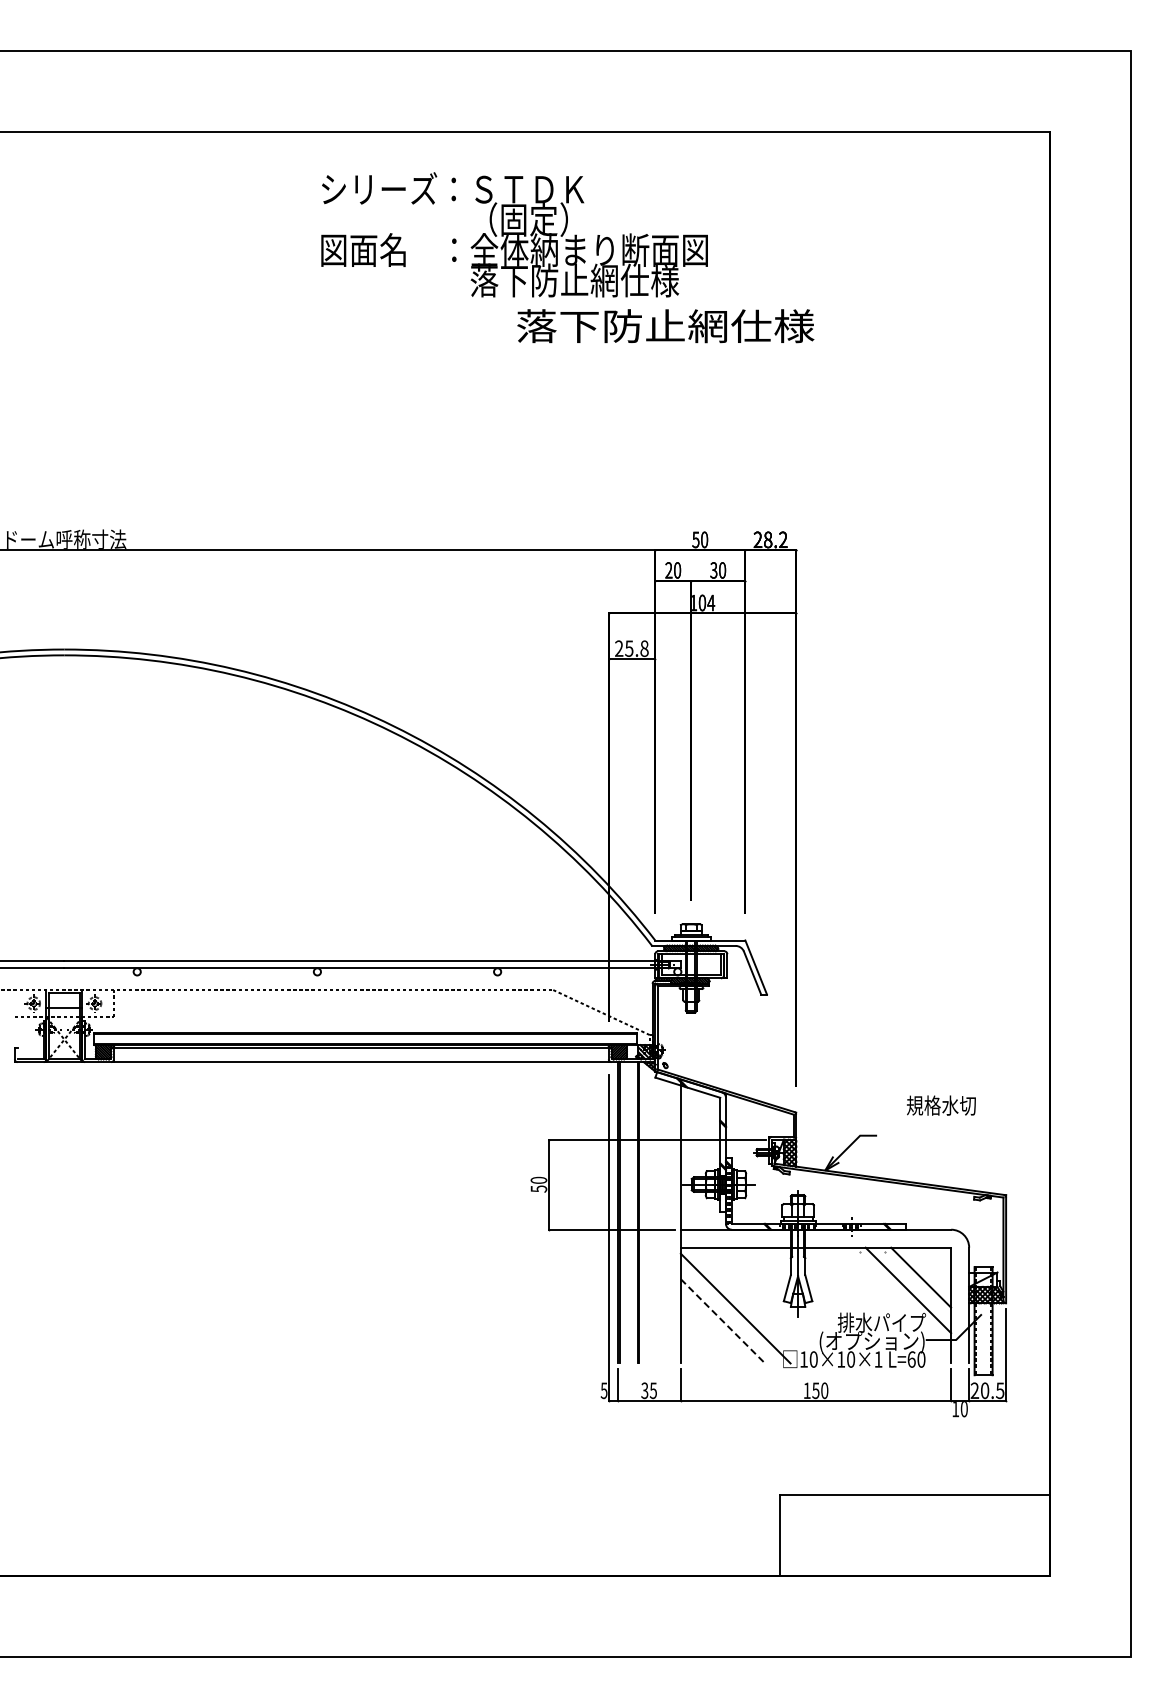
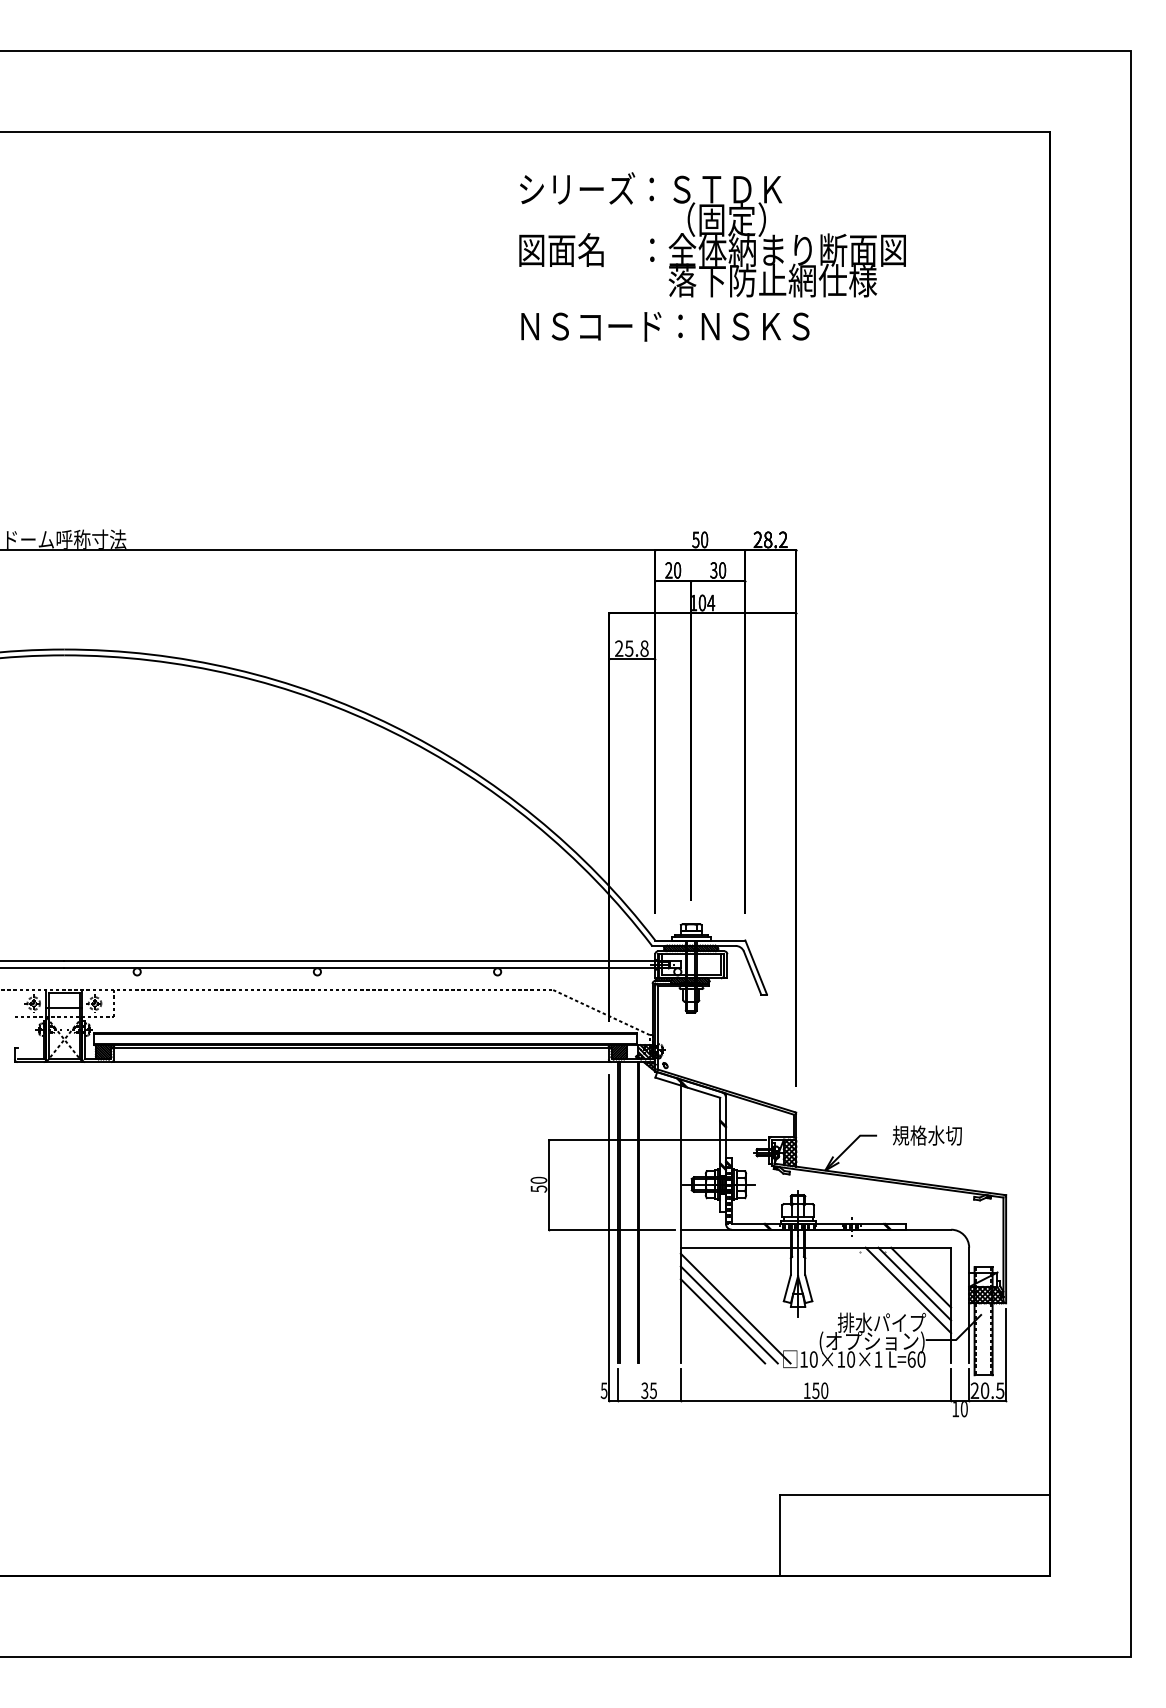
text position: (514, 234) -> (712, 234) (712, 234)
text: 落下防止網仕様 -> ＮＳコード：ＮＳＫＳ (665, 326)
text position: (941, 1105) -> (927, 1135) (927, 1135)
line: none -> present (914, 1283)
line: none -> present (728, 1314)
line: dashed -> solid (722, 1321)
